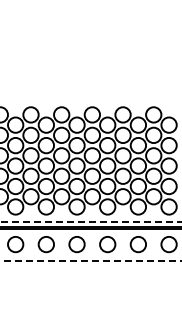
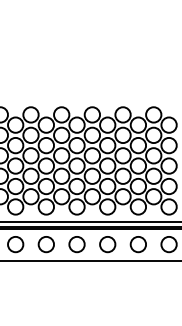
line: dashed -> solid (91, 222)
line: dashed -> solid (91, 261)
